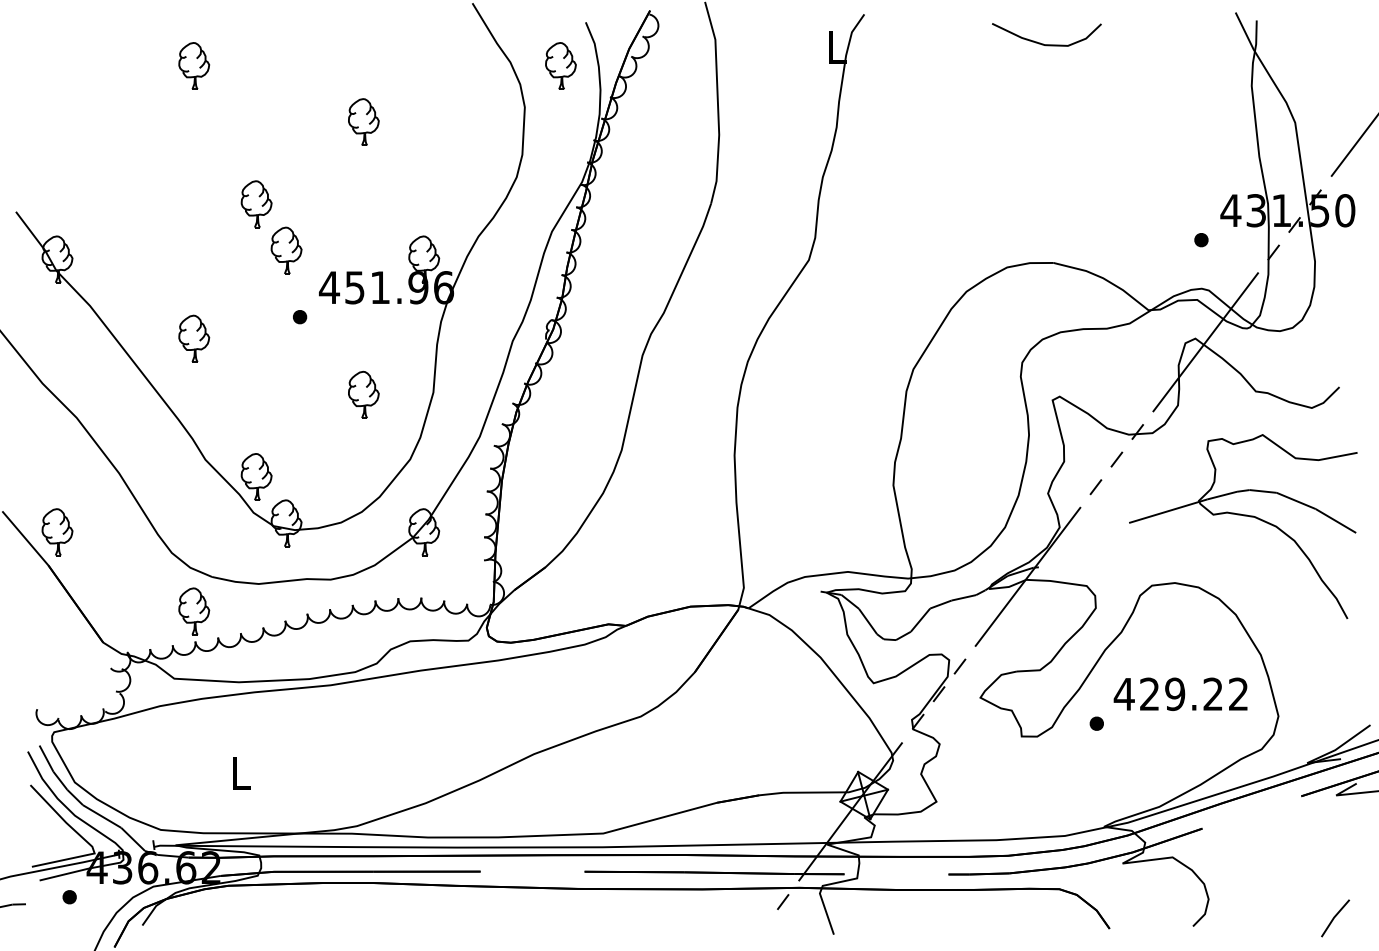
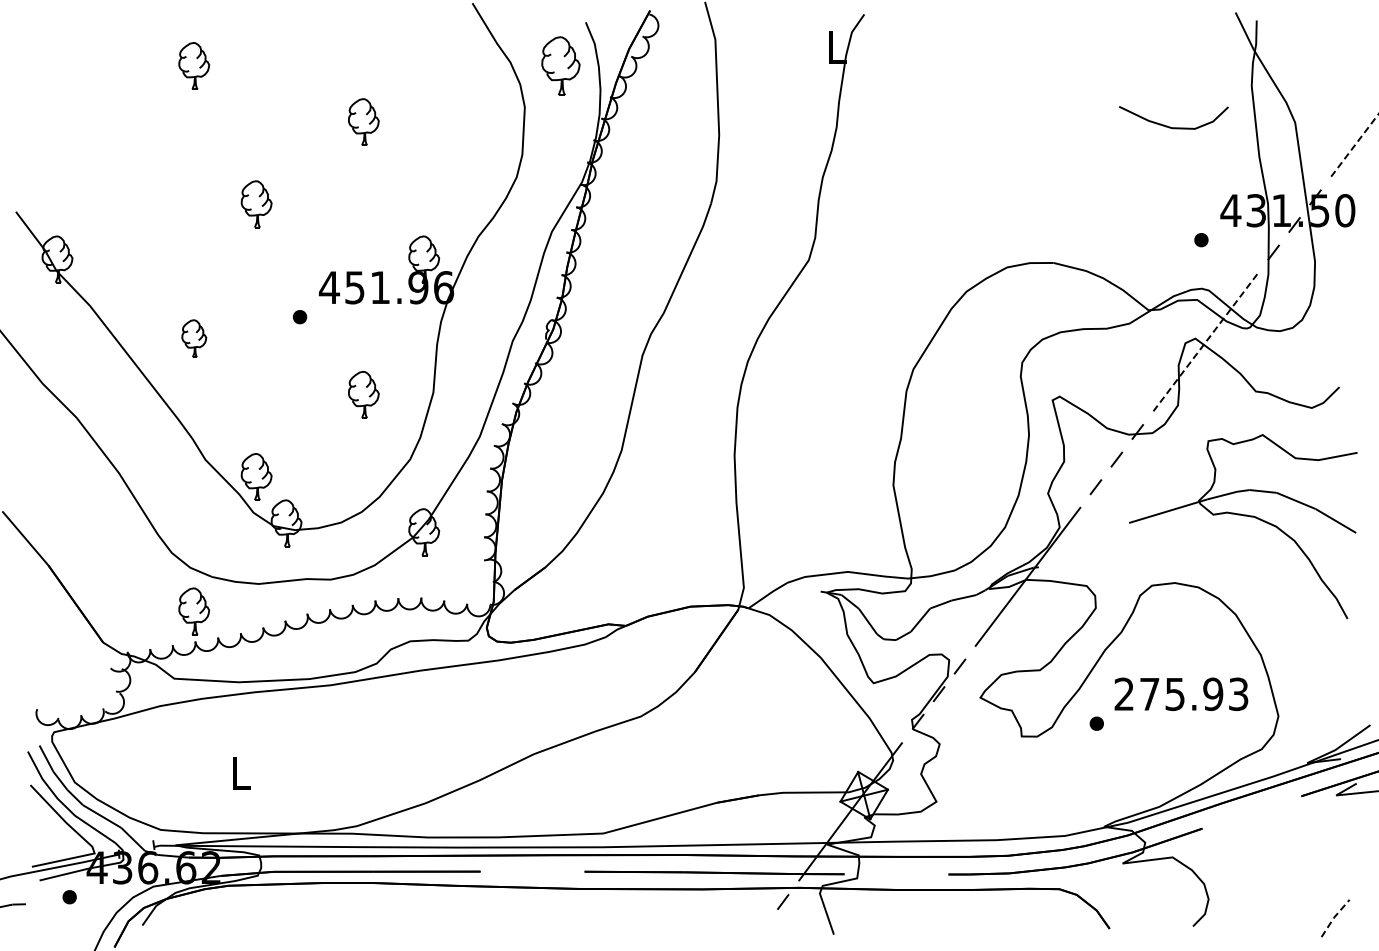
curve position: (1043, 43) -> (1170, 126) (1170, 126)
part size: 32x48 px -> 40x60 px (560, 65)
line: solid -> dashed (1355, 144)
part: present -> none (286, 250)
part size: 33x49 px -> 27x39 px (194, 338)
line: solid -> dashed (1205, 342)
part: present -> none (57, 532)
text: 429.22 -> 275.93 (1180, 694)
line: solid -> dashed (1334, 917)
